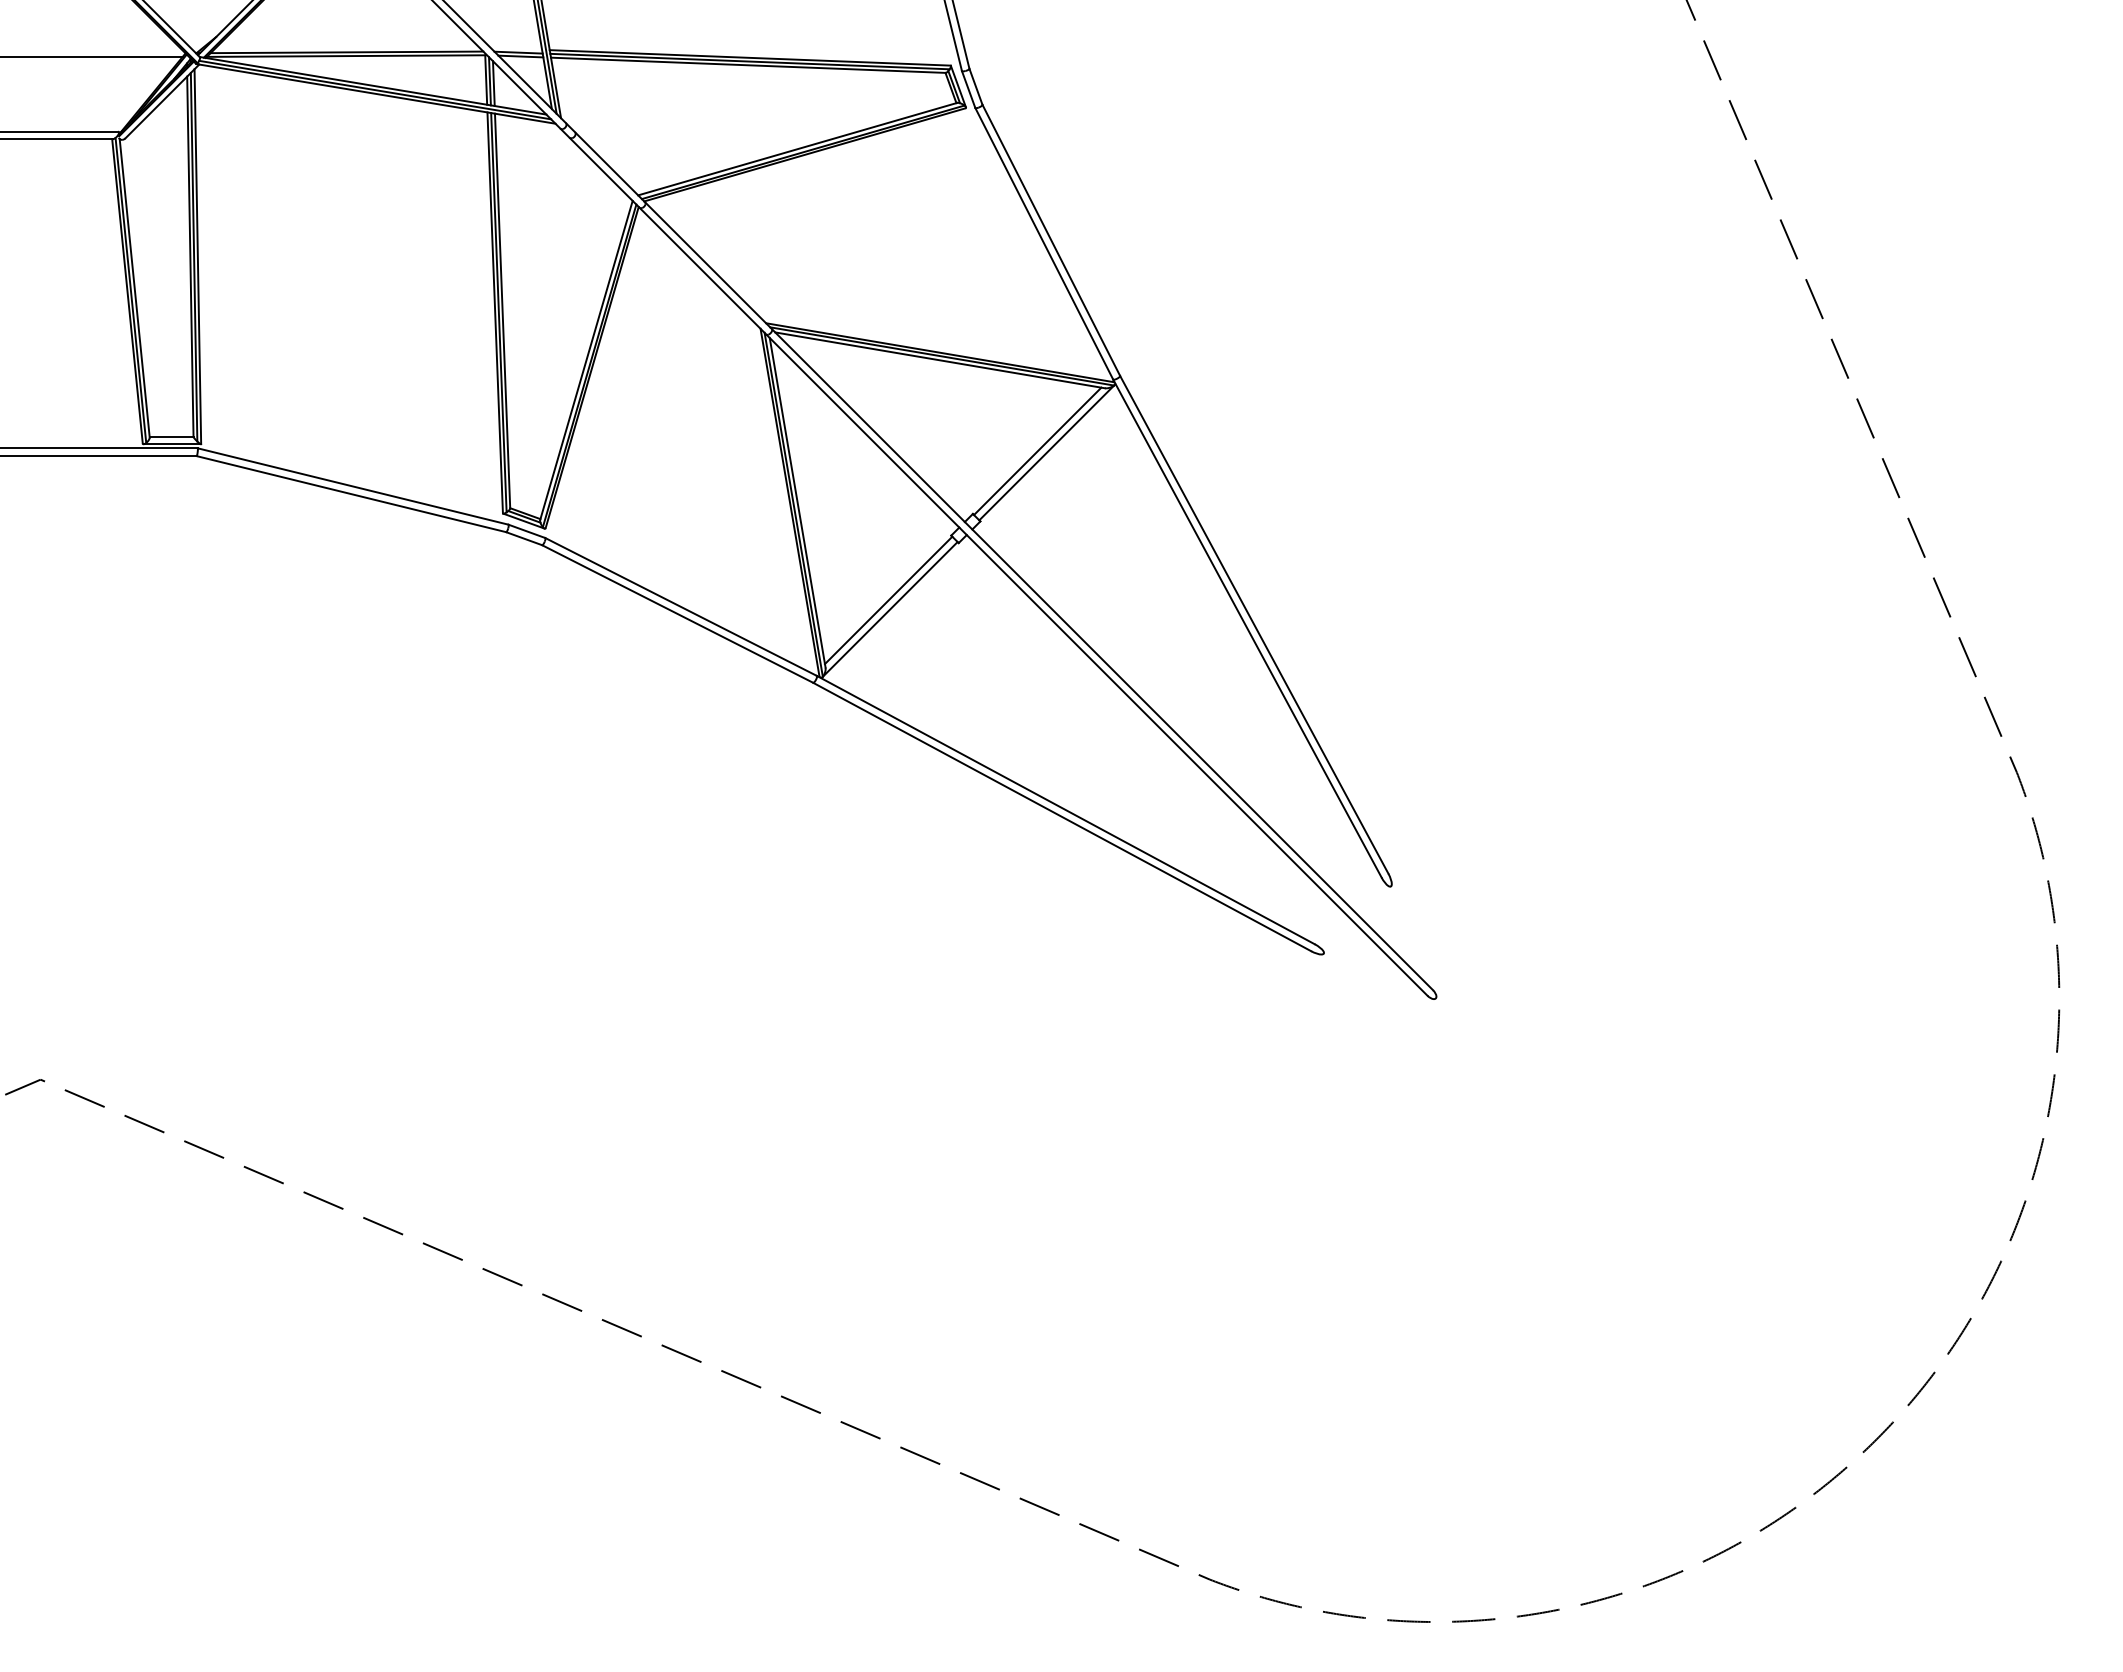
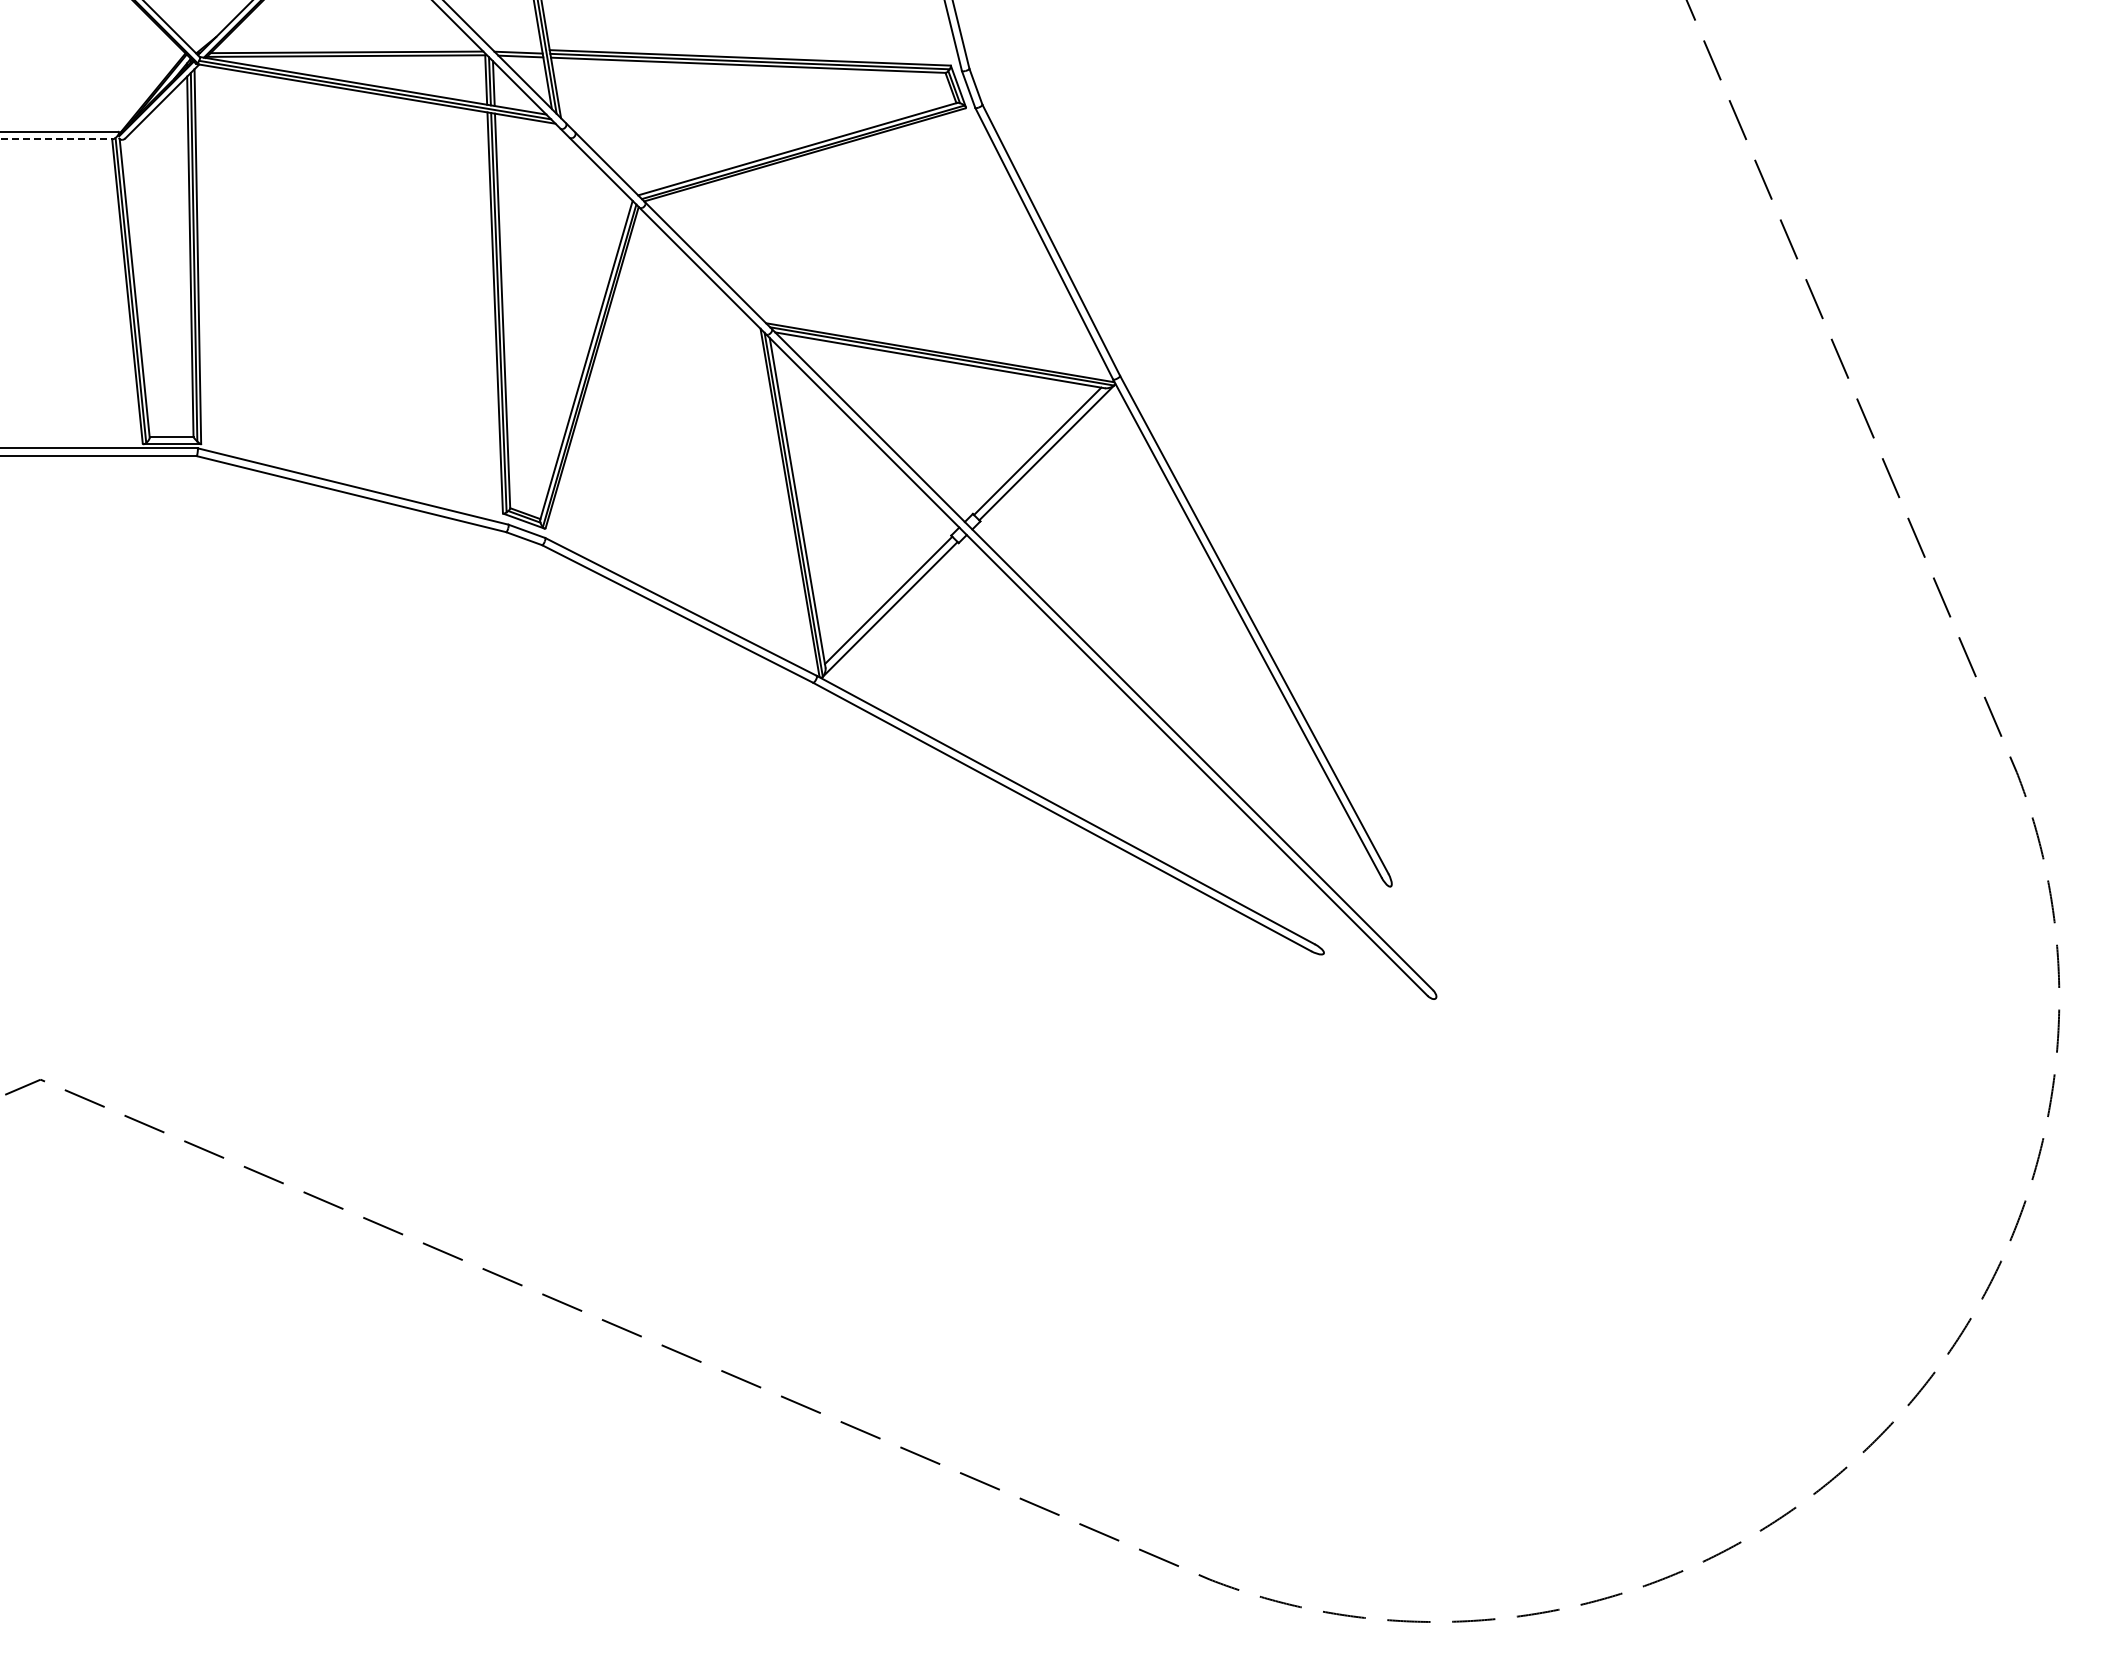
line: present -> none (92, 57)
line: solid -> dashed (57, 139)
